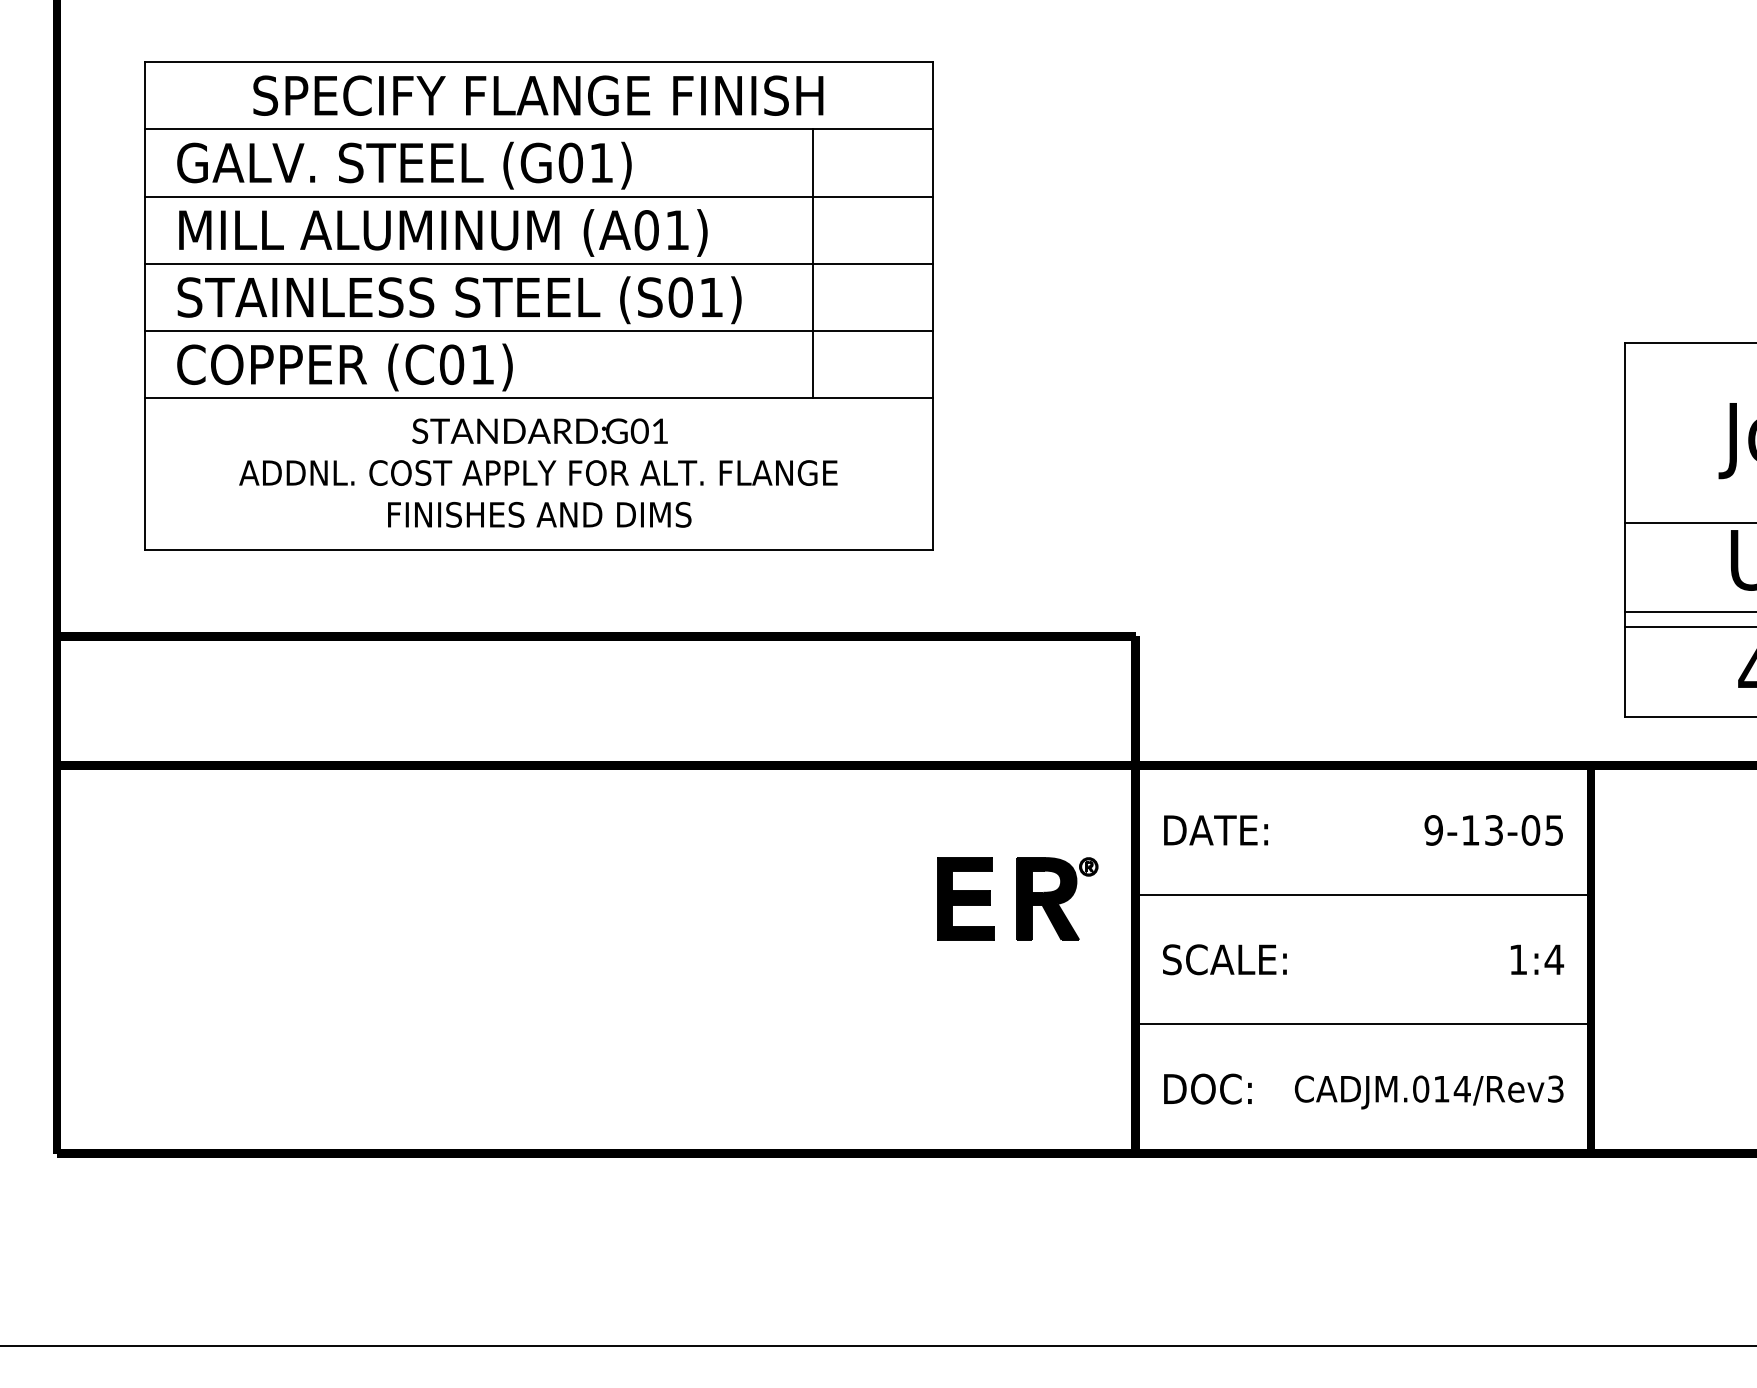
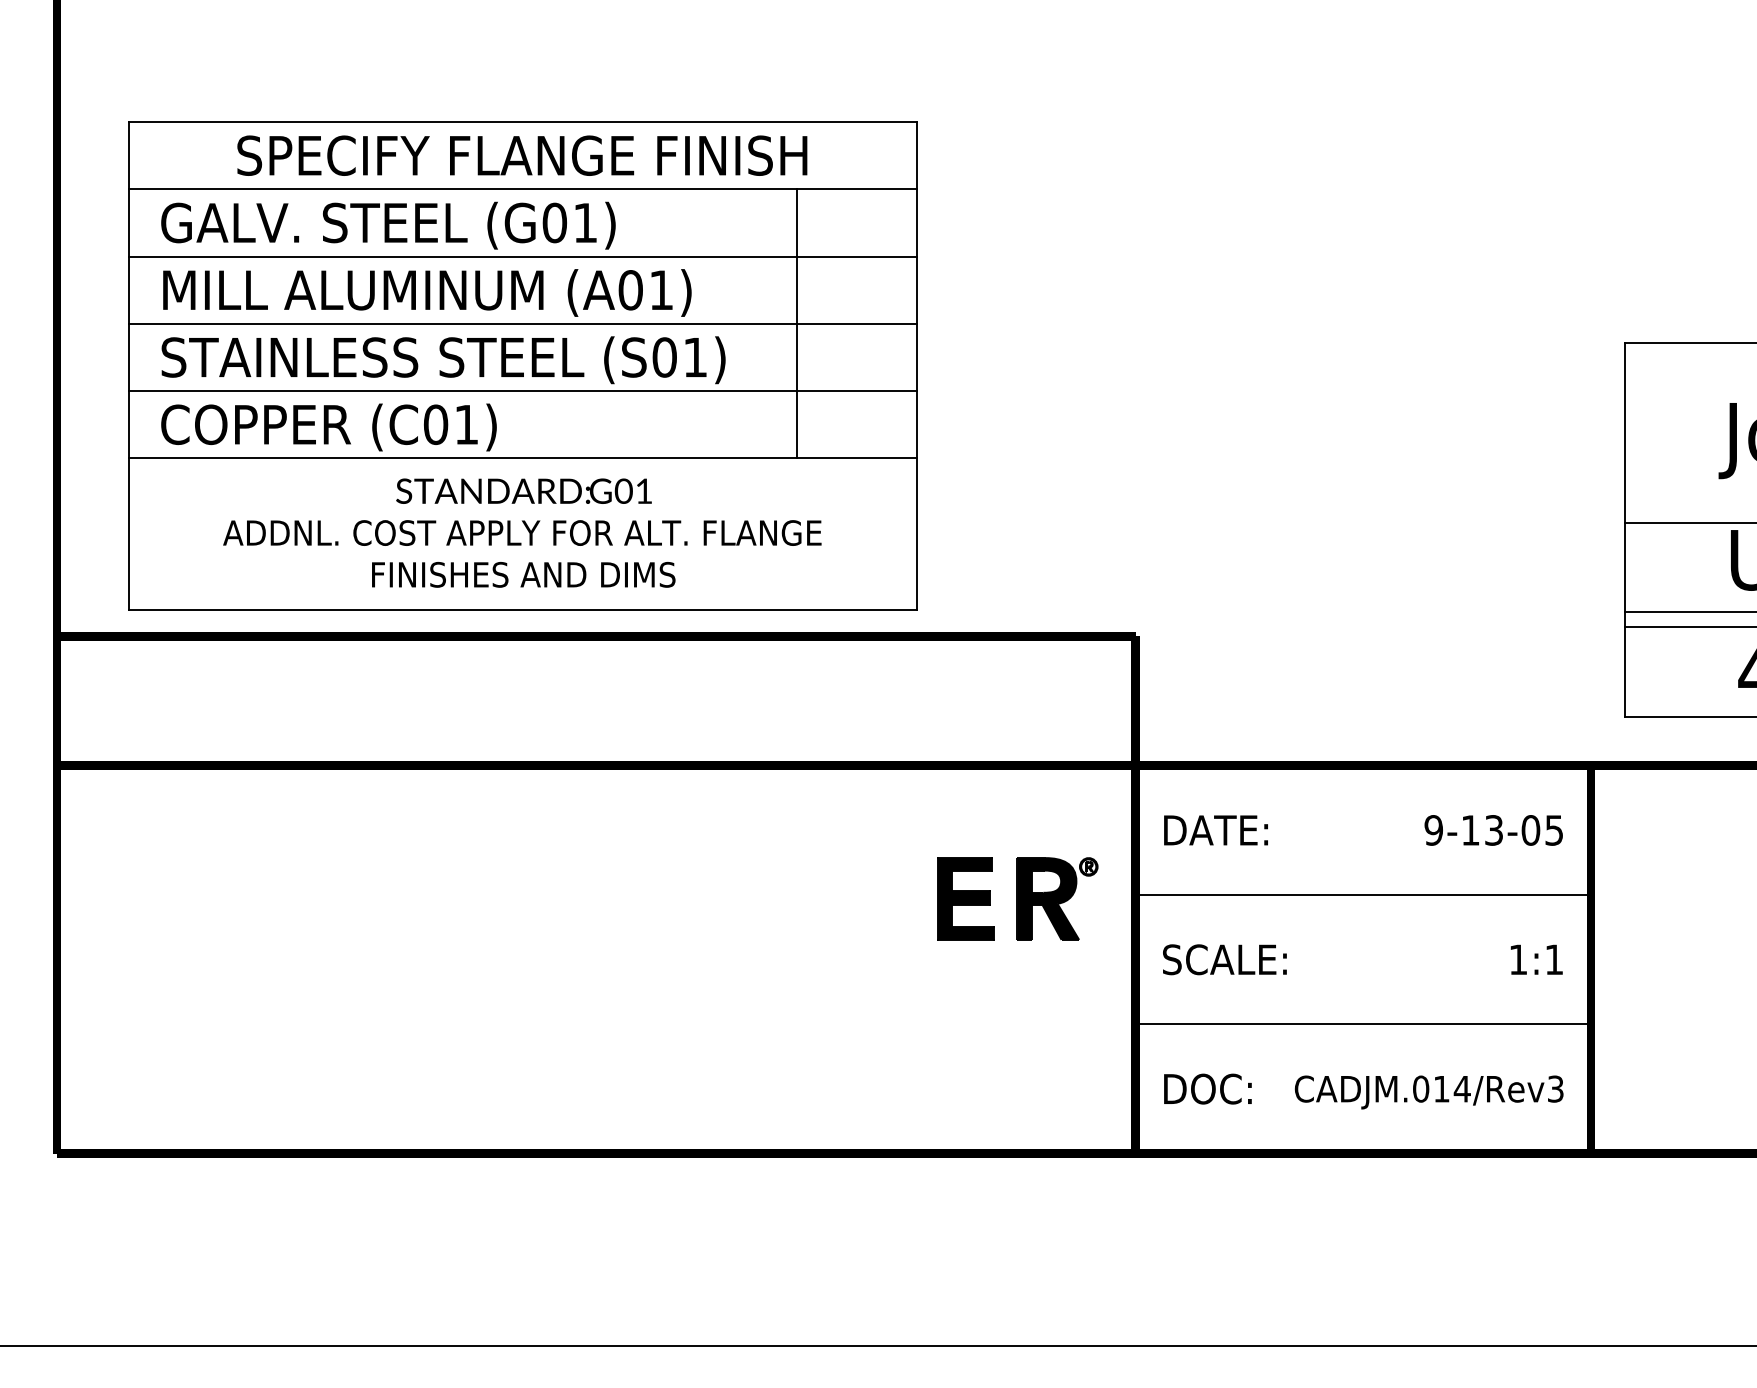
part position: (538, 305) -> (522, 365) (522, 365)
text: 1:4 -> 1:1 (1554, 959)
